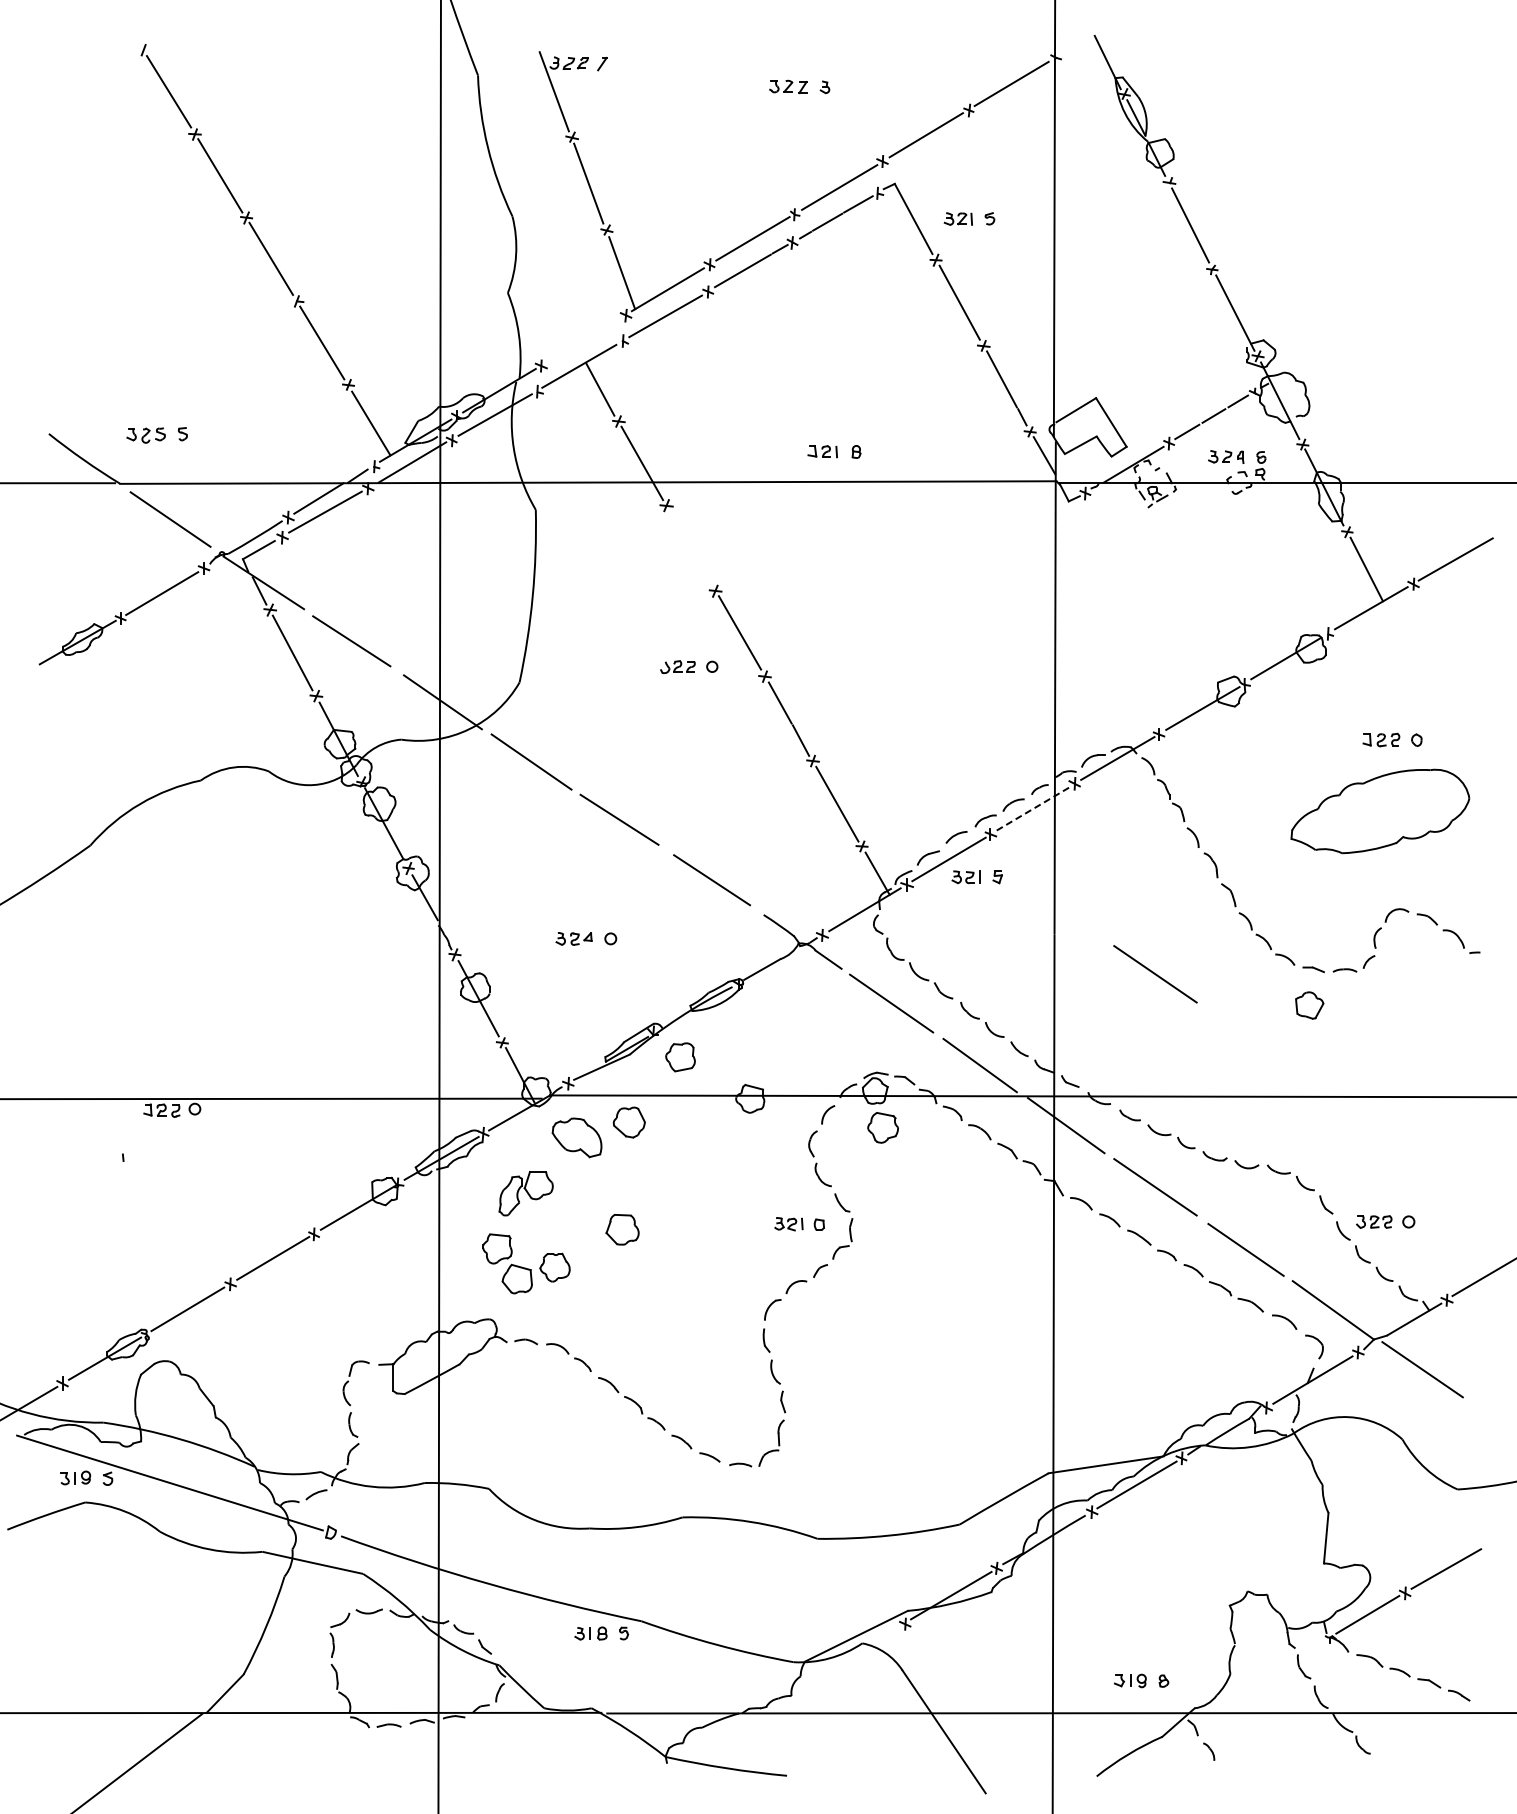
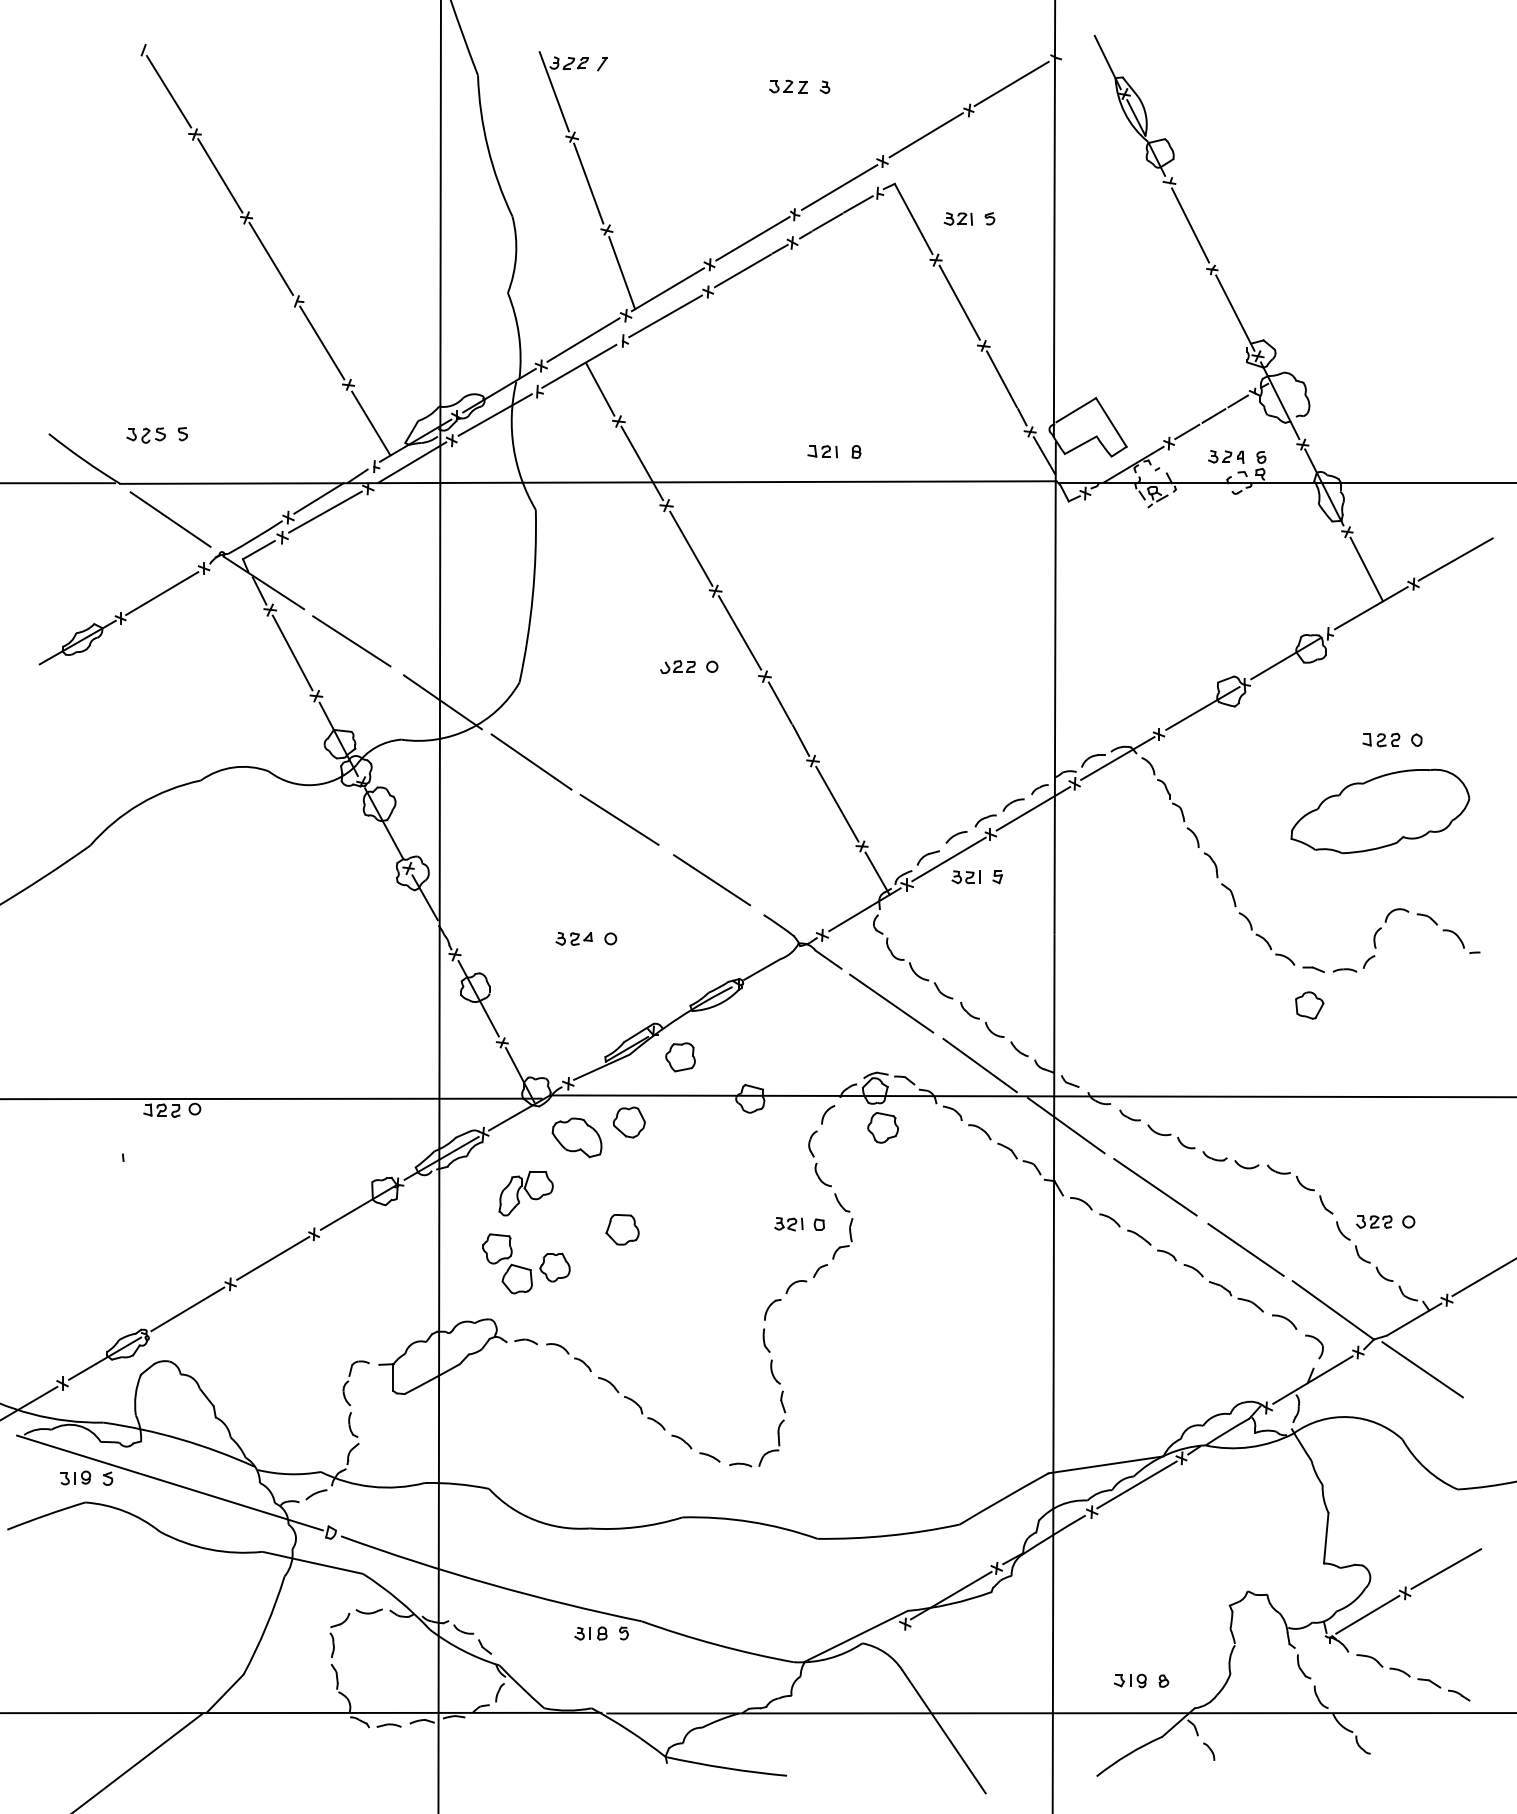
line: none -> present (583, 339)
line: none -> present (691, 548)
line: dashed -> solid (1033, 808)
line: present -> none (1155, 974)
